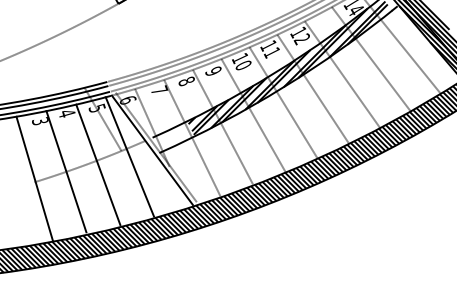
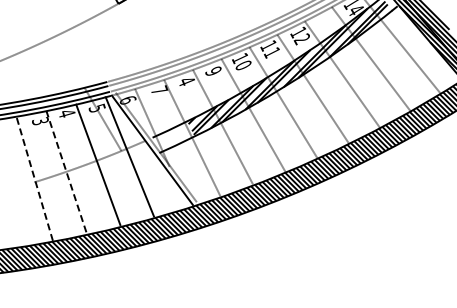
text: 8 -> 4 (186, 81)
line: solid -> dashed (66, 171)
line: solid -> dashed (34, 178)
